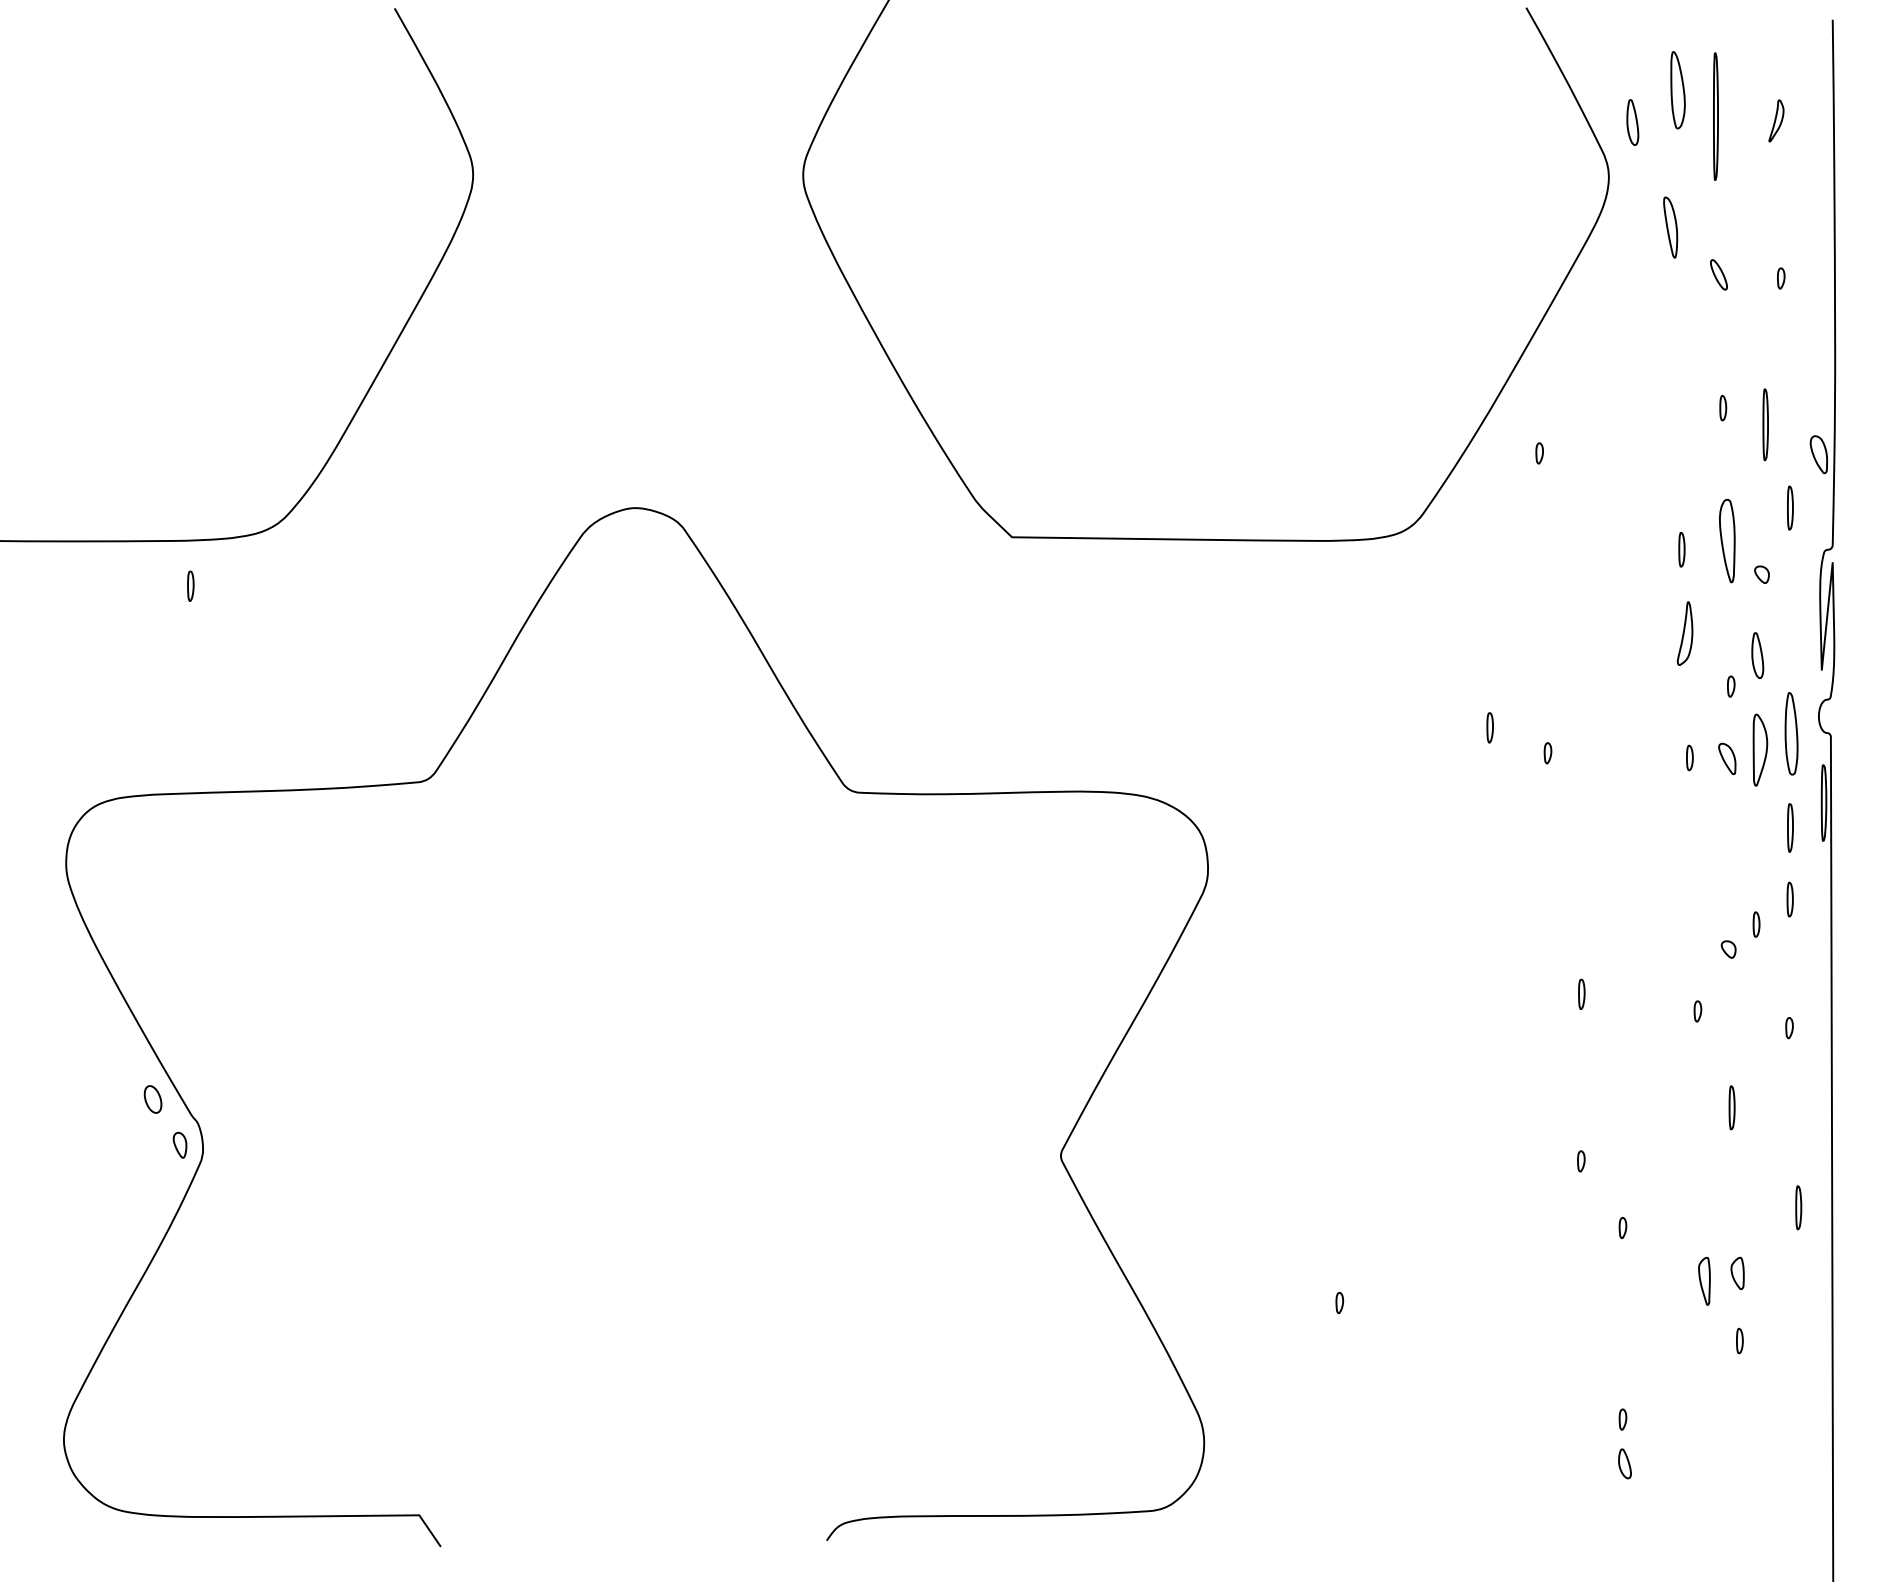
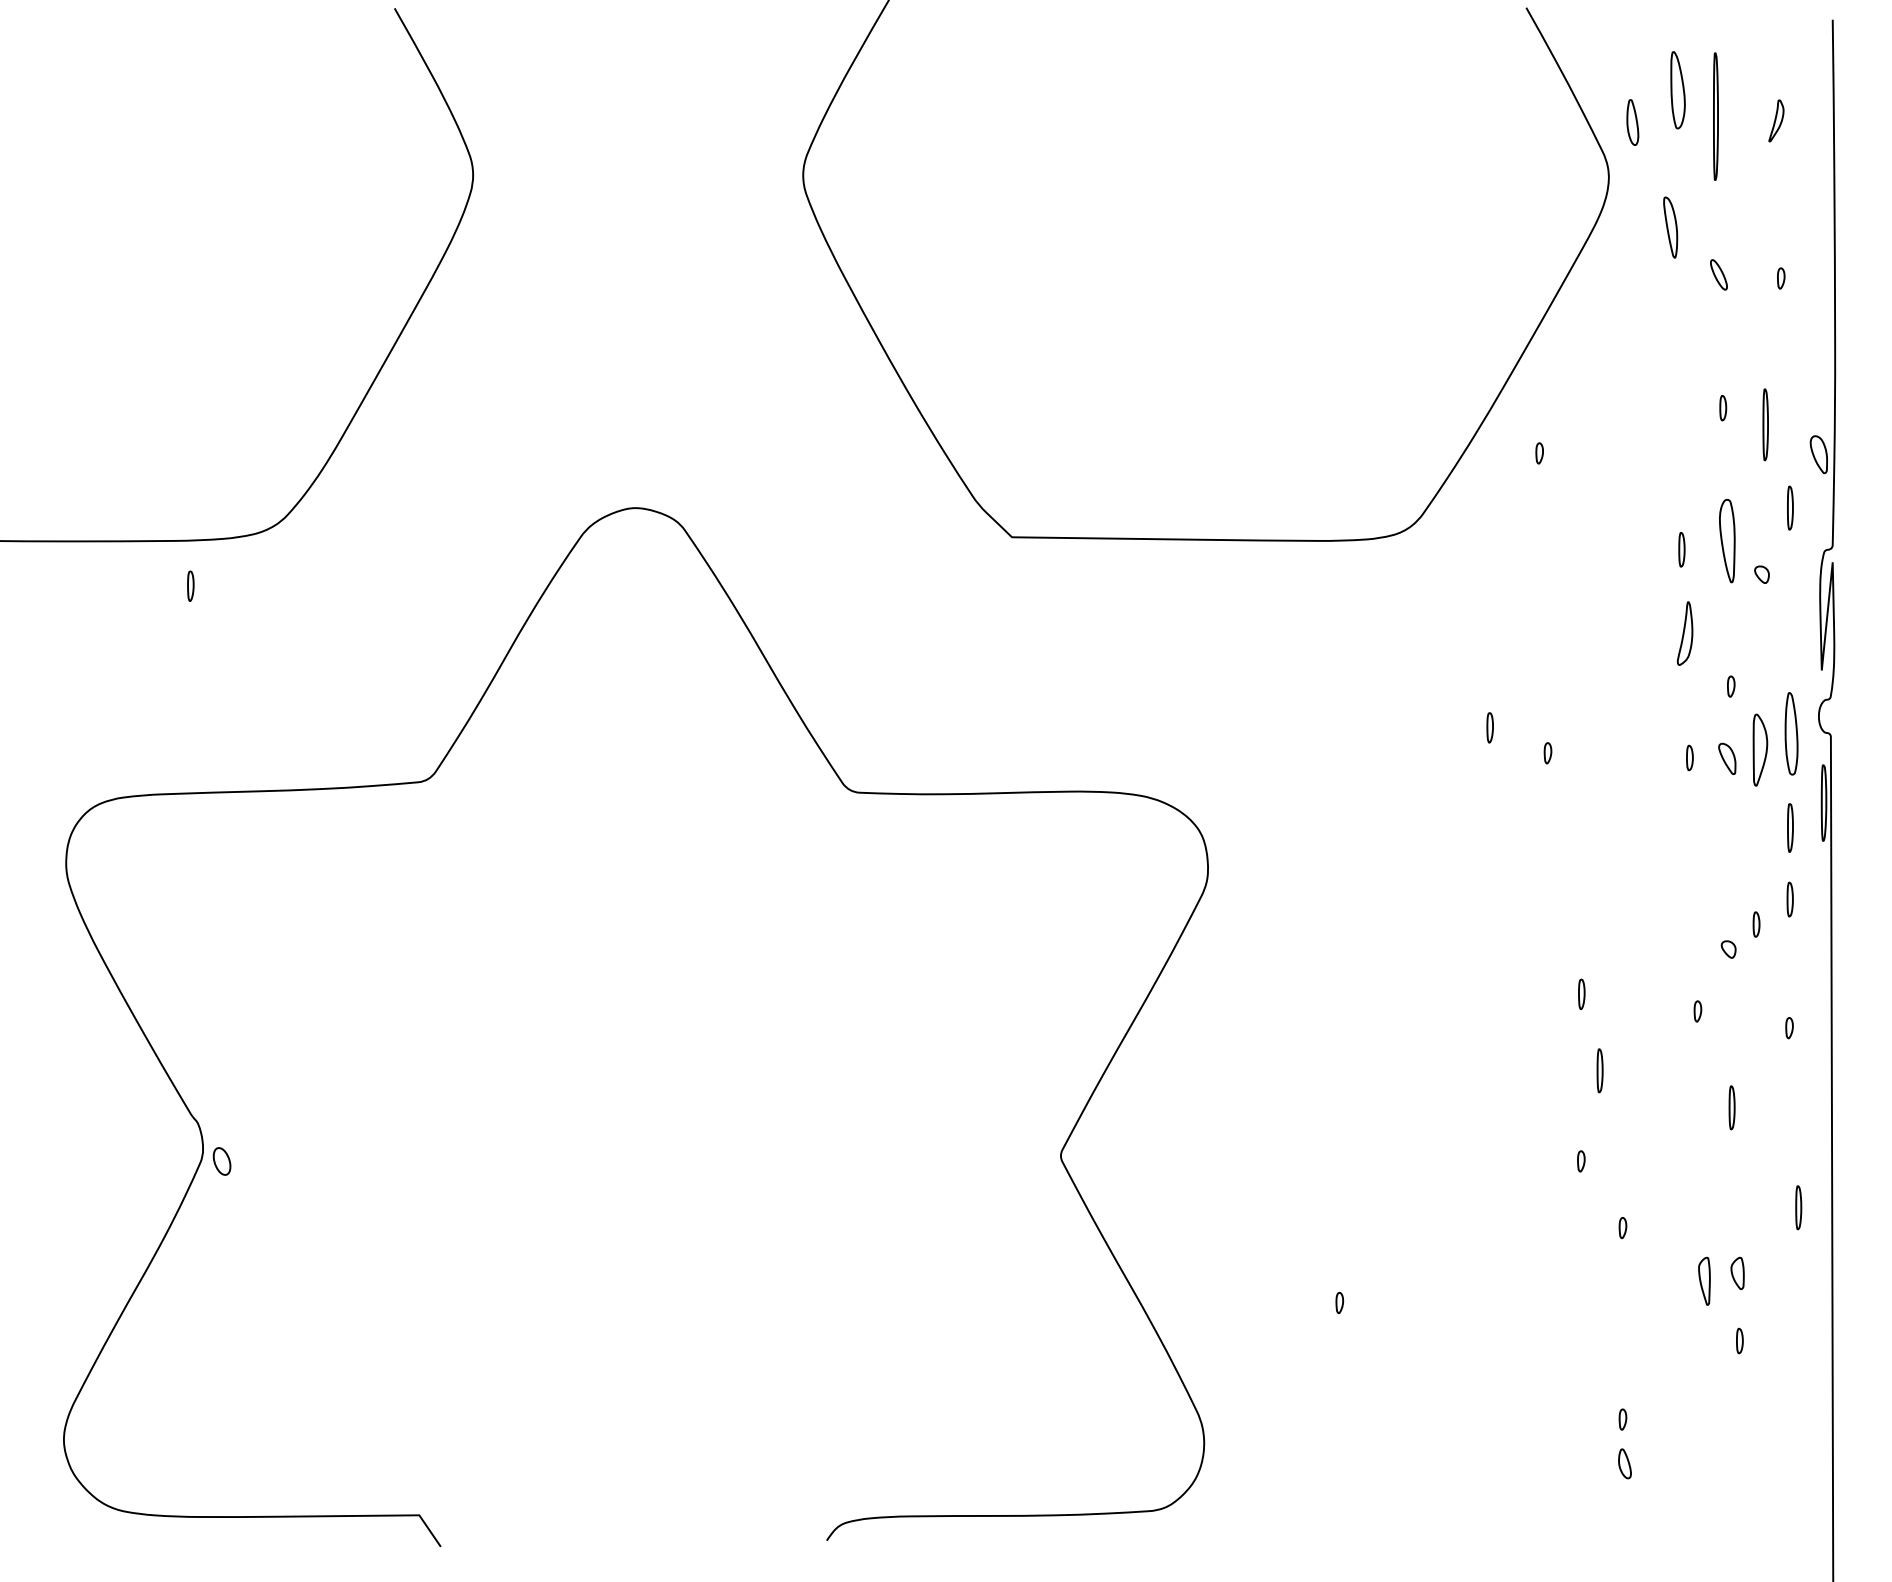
part: present -> none (1757, 655)
part: none -> present (1599, 1070)
part position: (152, 1099) -> (221, 1161) (221, 1161)
part: present -> none (179, 1144)
